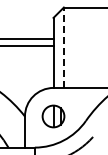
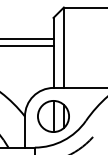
line: dashed -> solid (63, 47)
part size: 25x25 px -> 33x33 px (53, 116)
